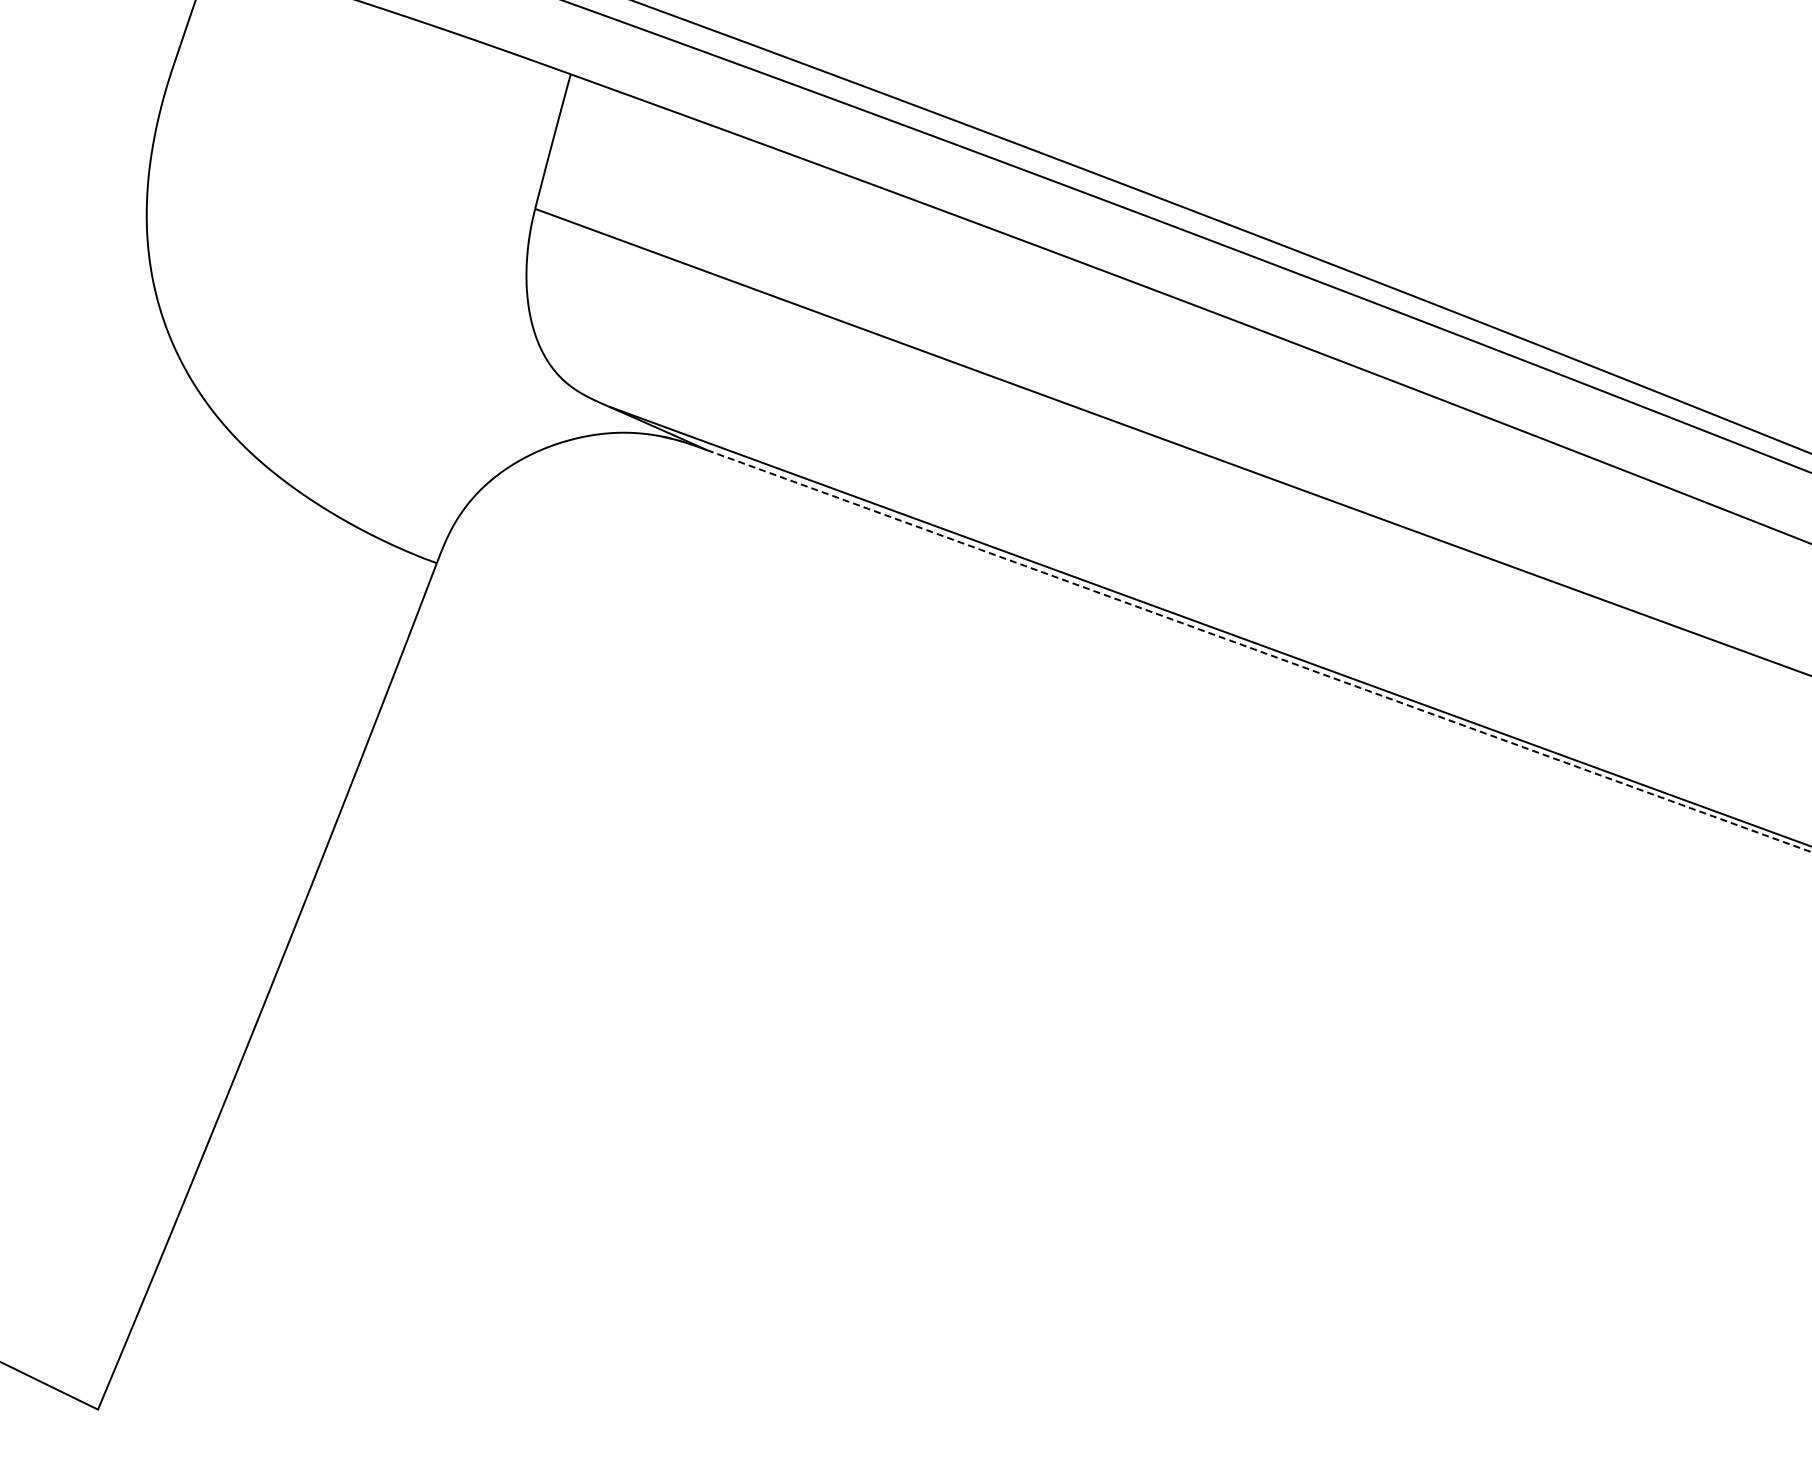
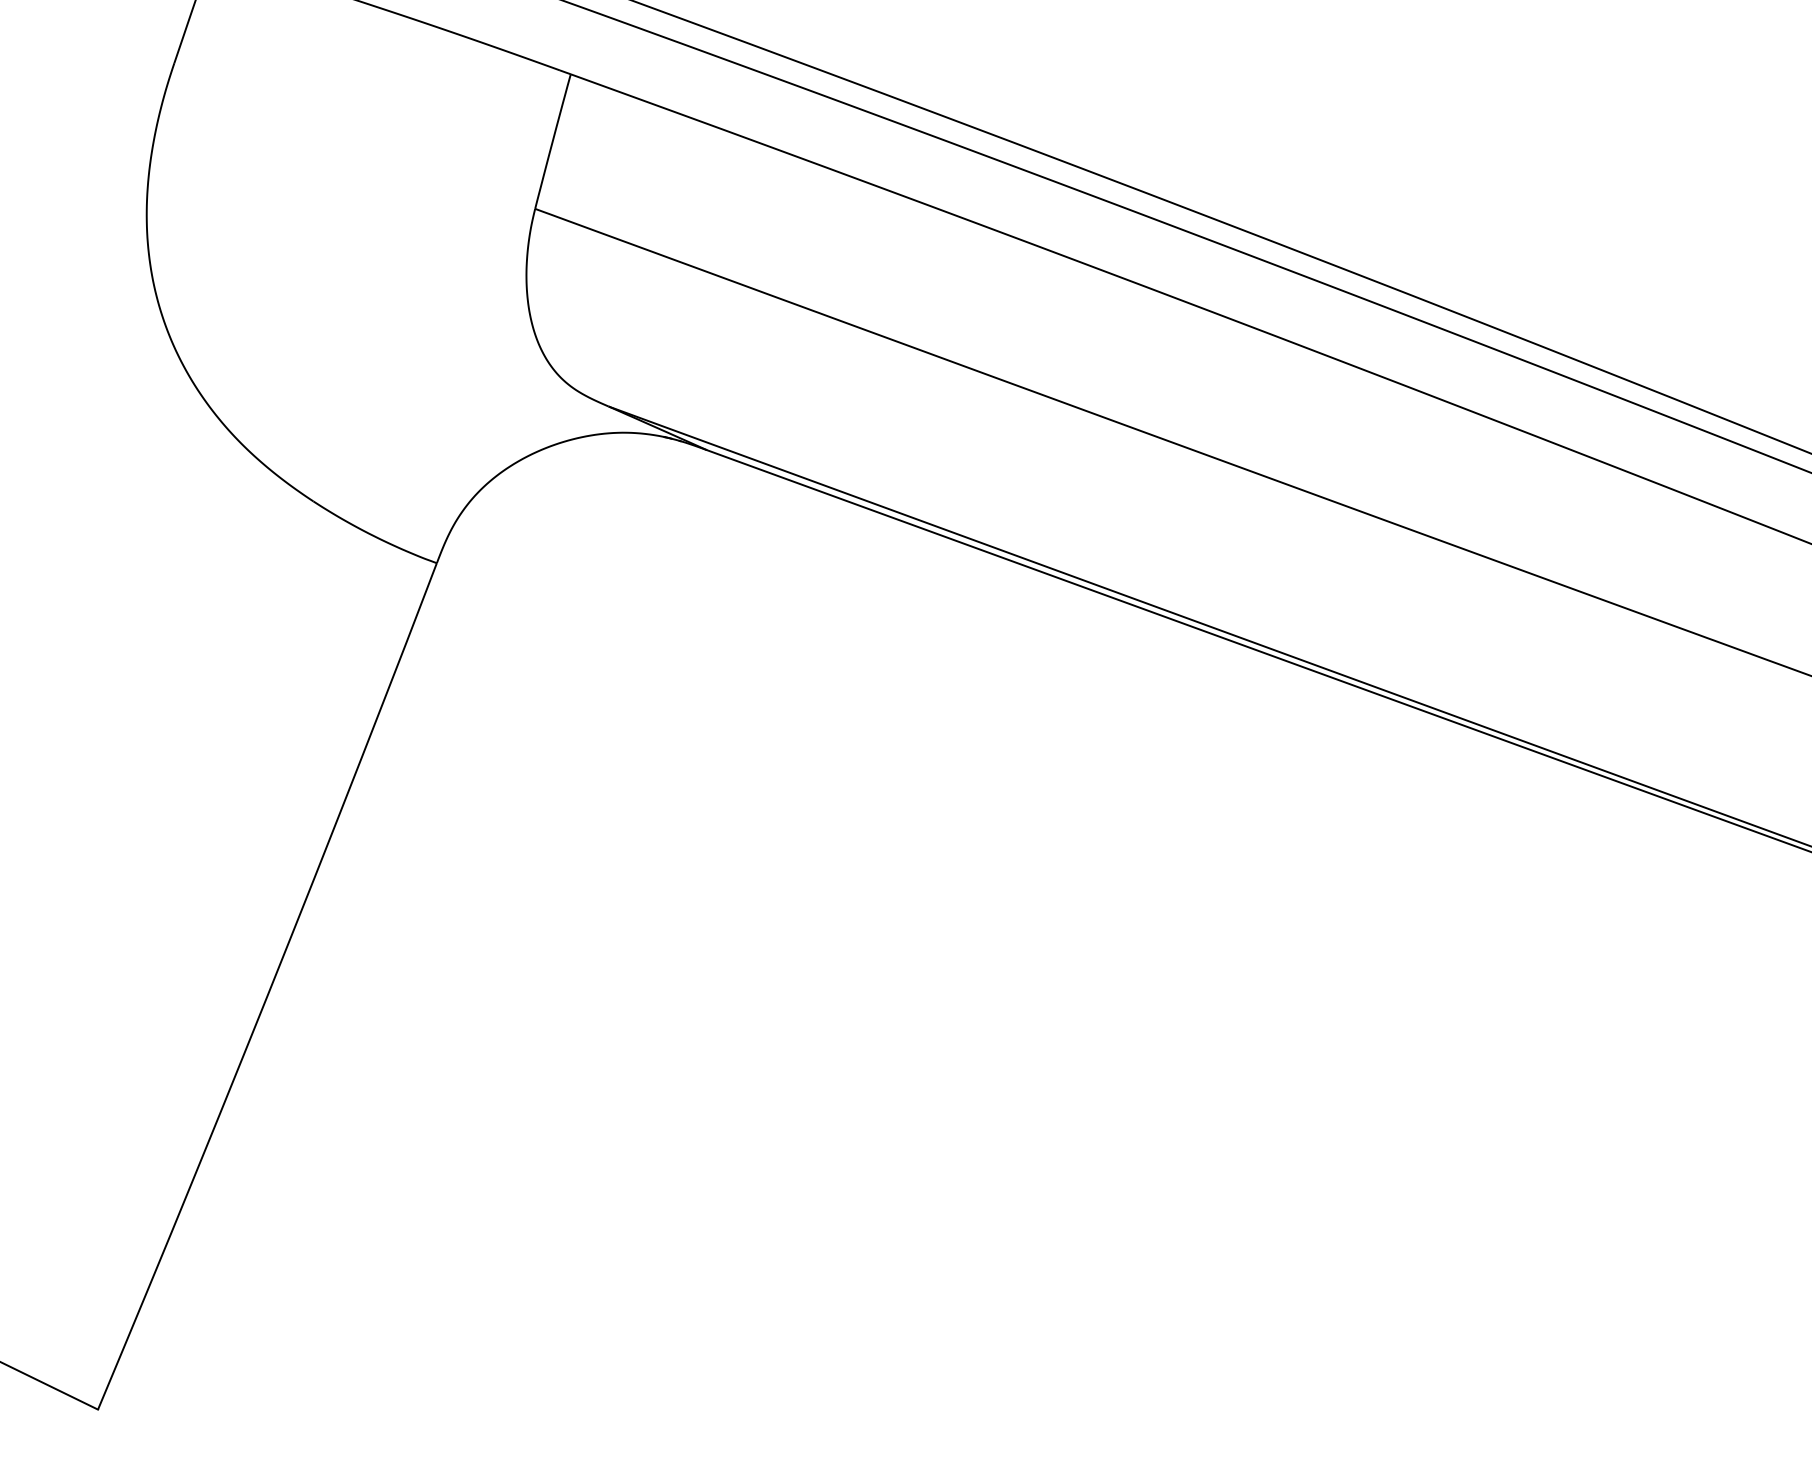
line: dashed -> solid (1259, 651)
